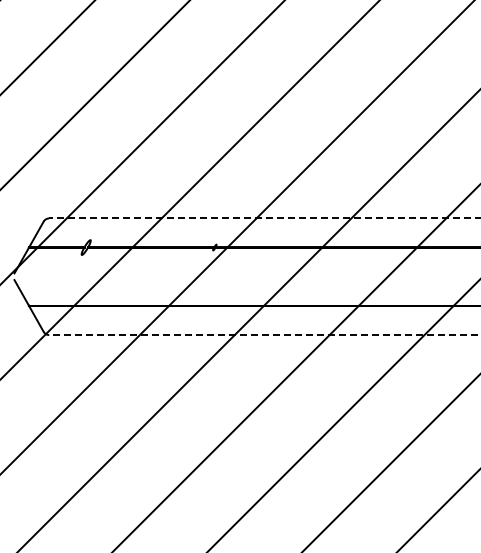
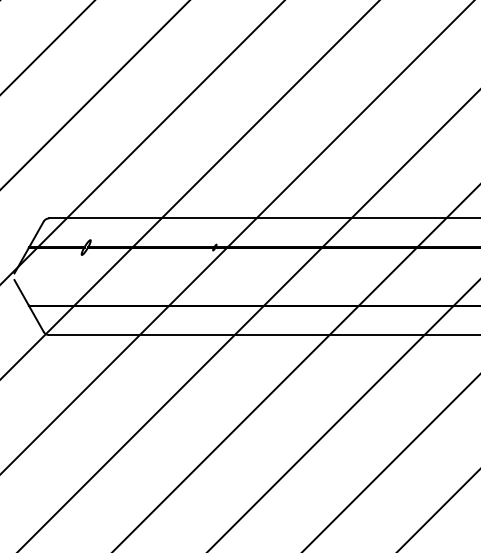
line: dashed -> solid (265, 218)
line: dashed -> solid (264, 335)
